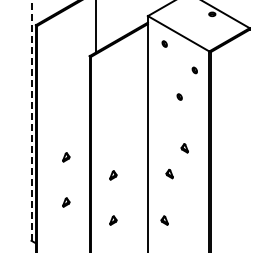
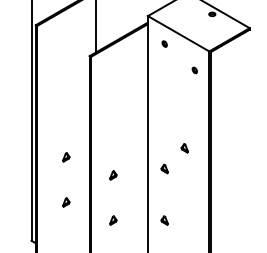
part: present -> none (179, 96)
line: dashed -> solid (31, 119)
part position: (169, 173) -> (164, 168) (164, 168)
